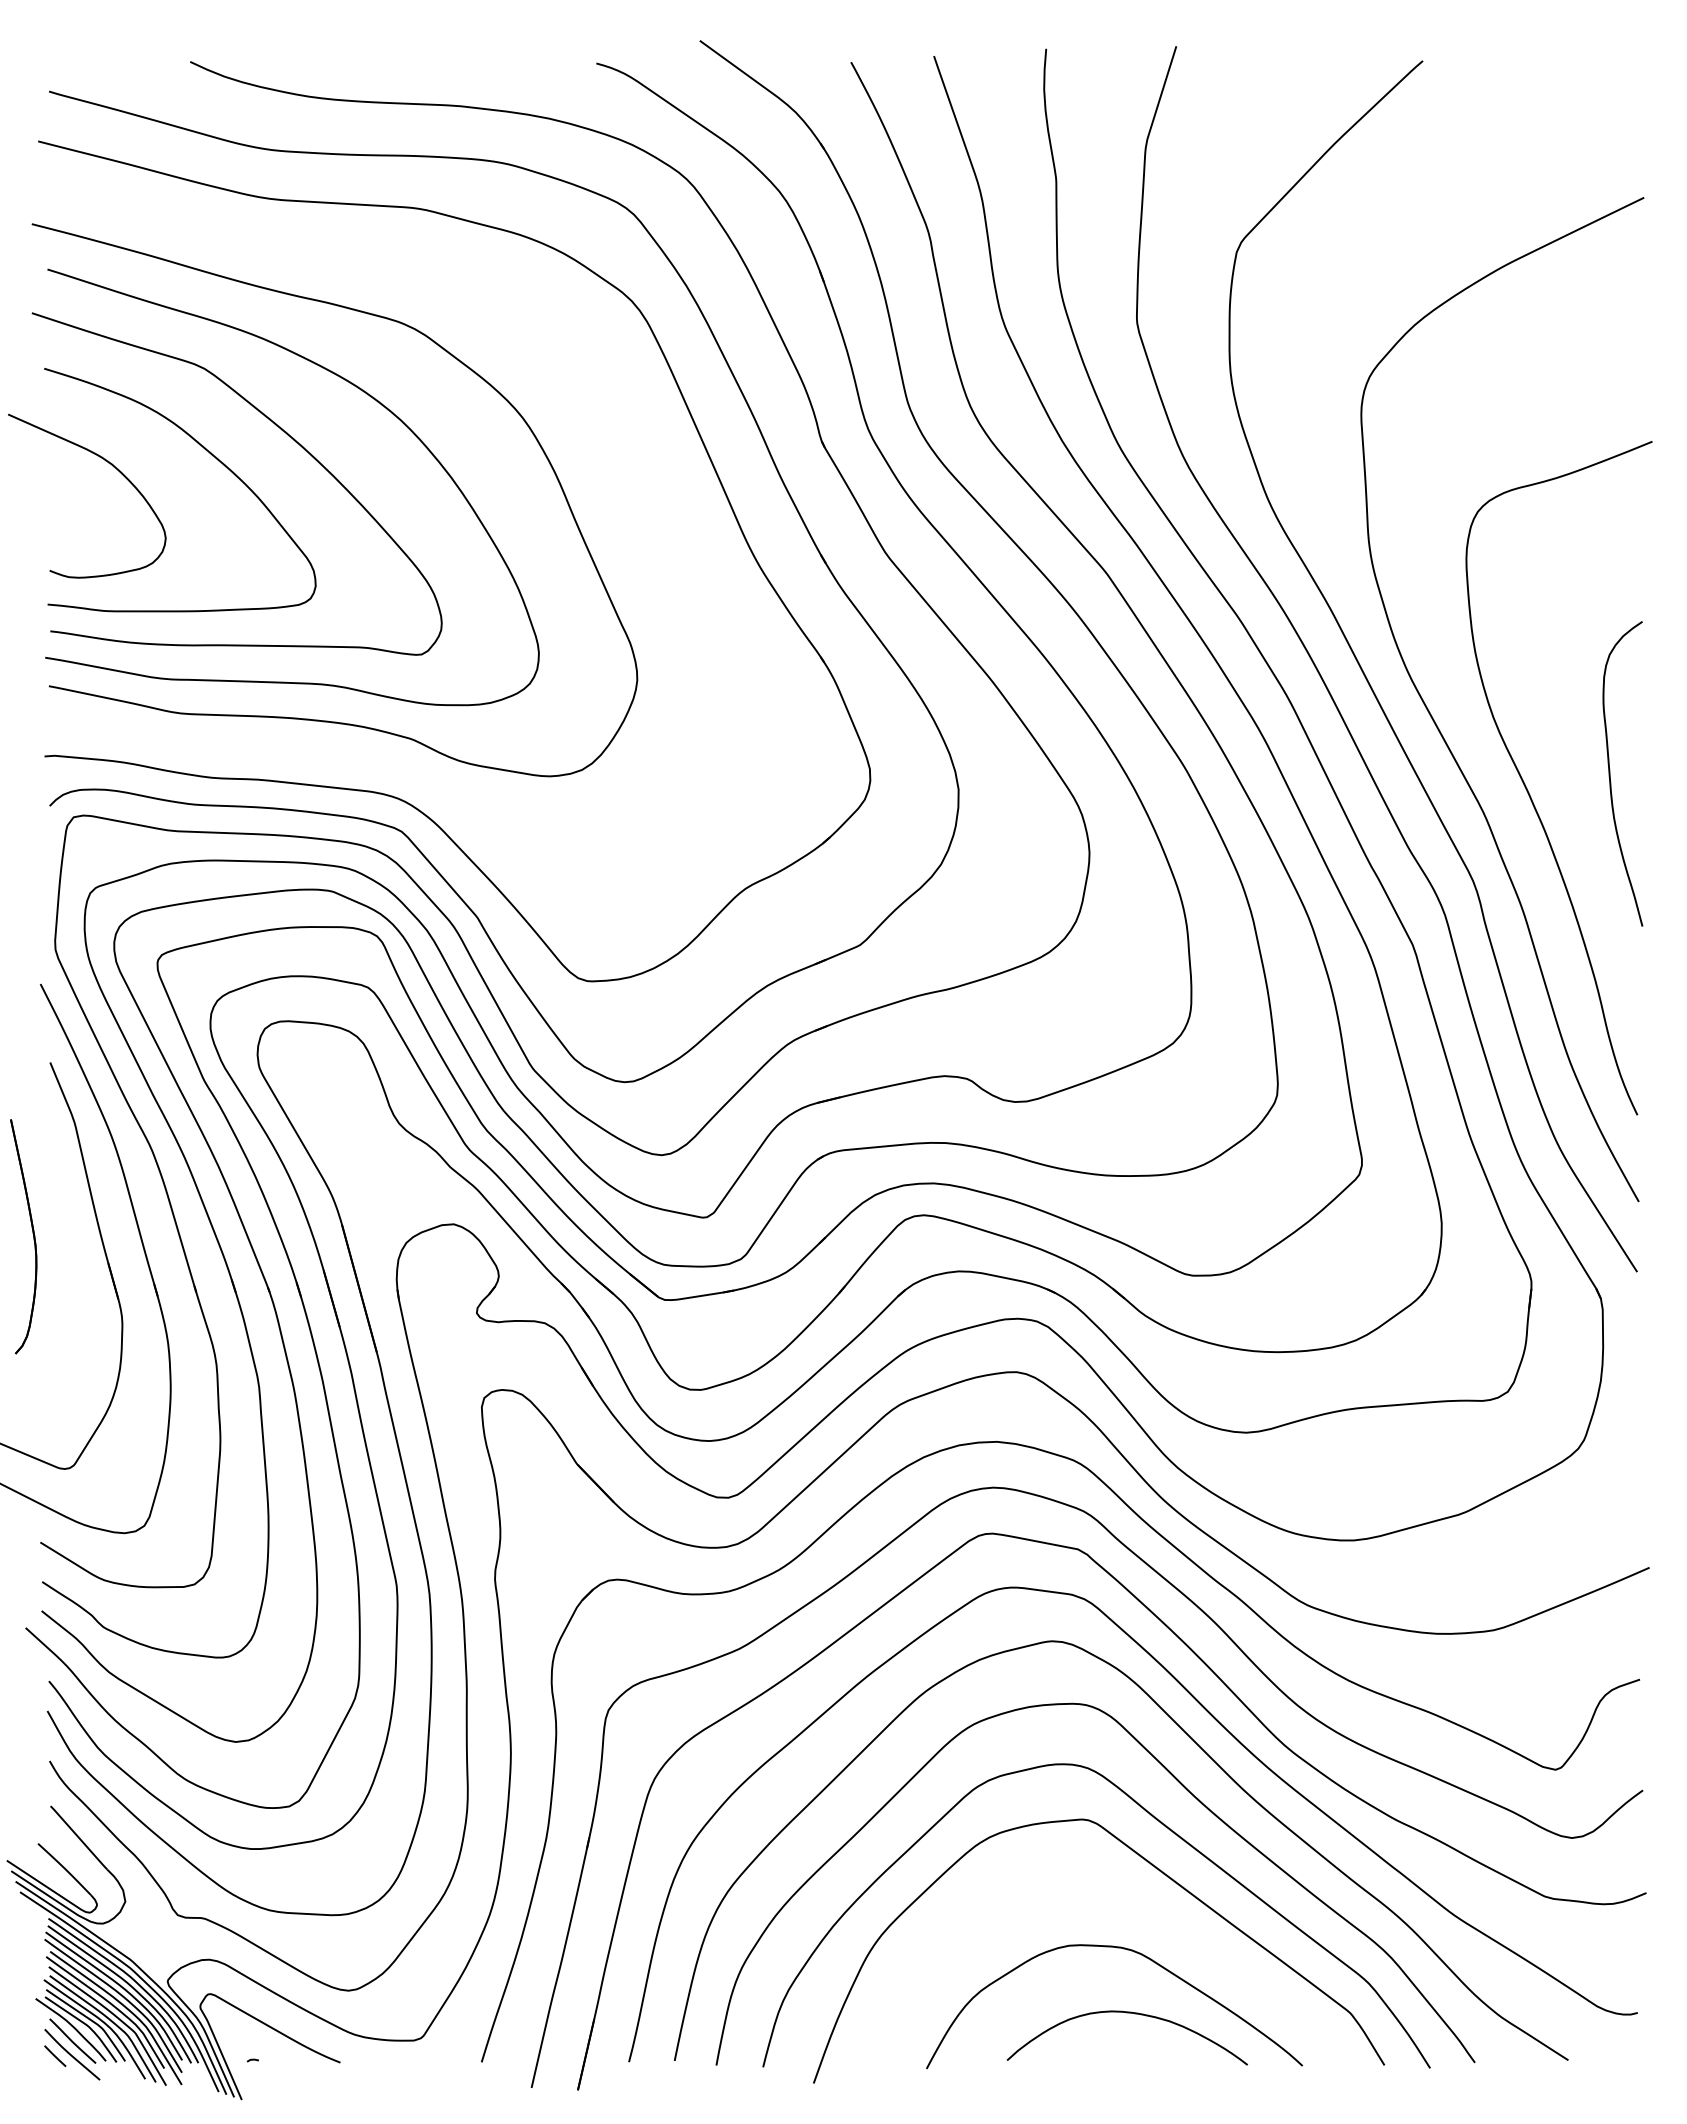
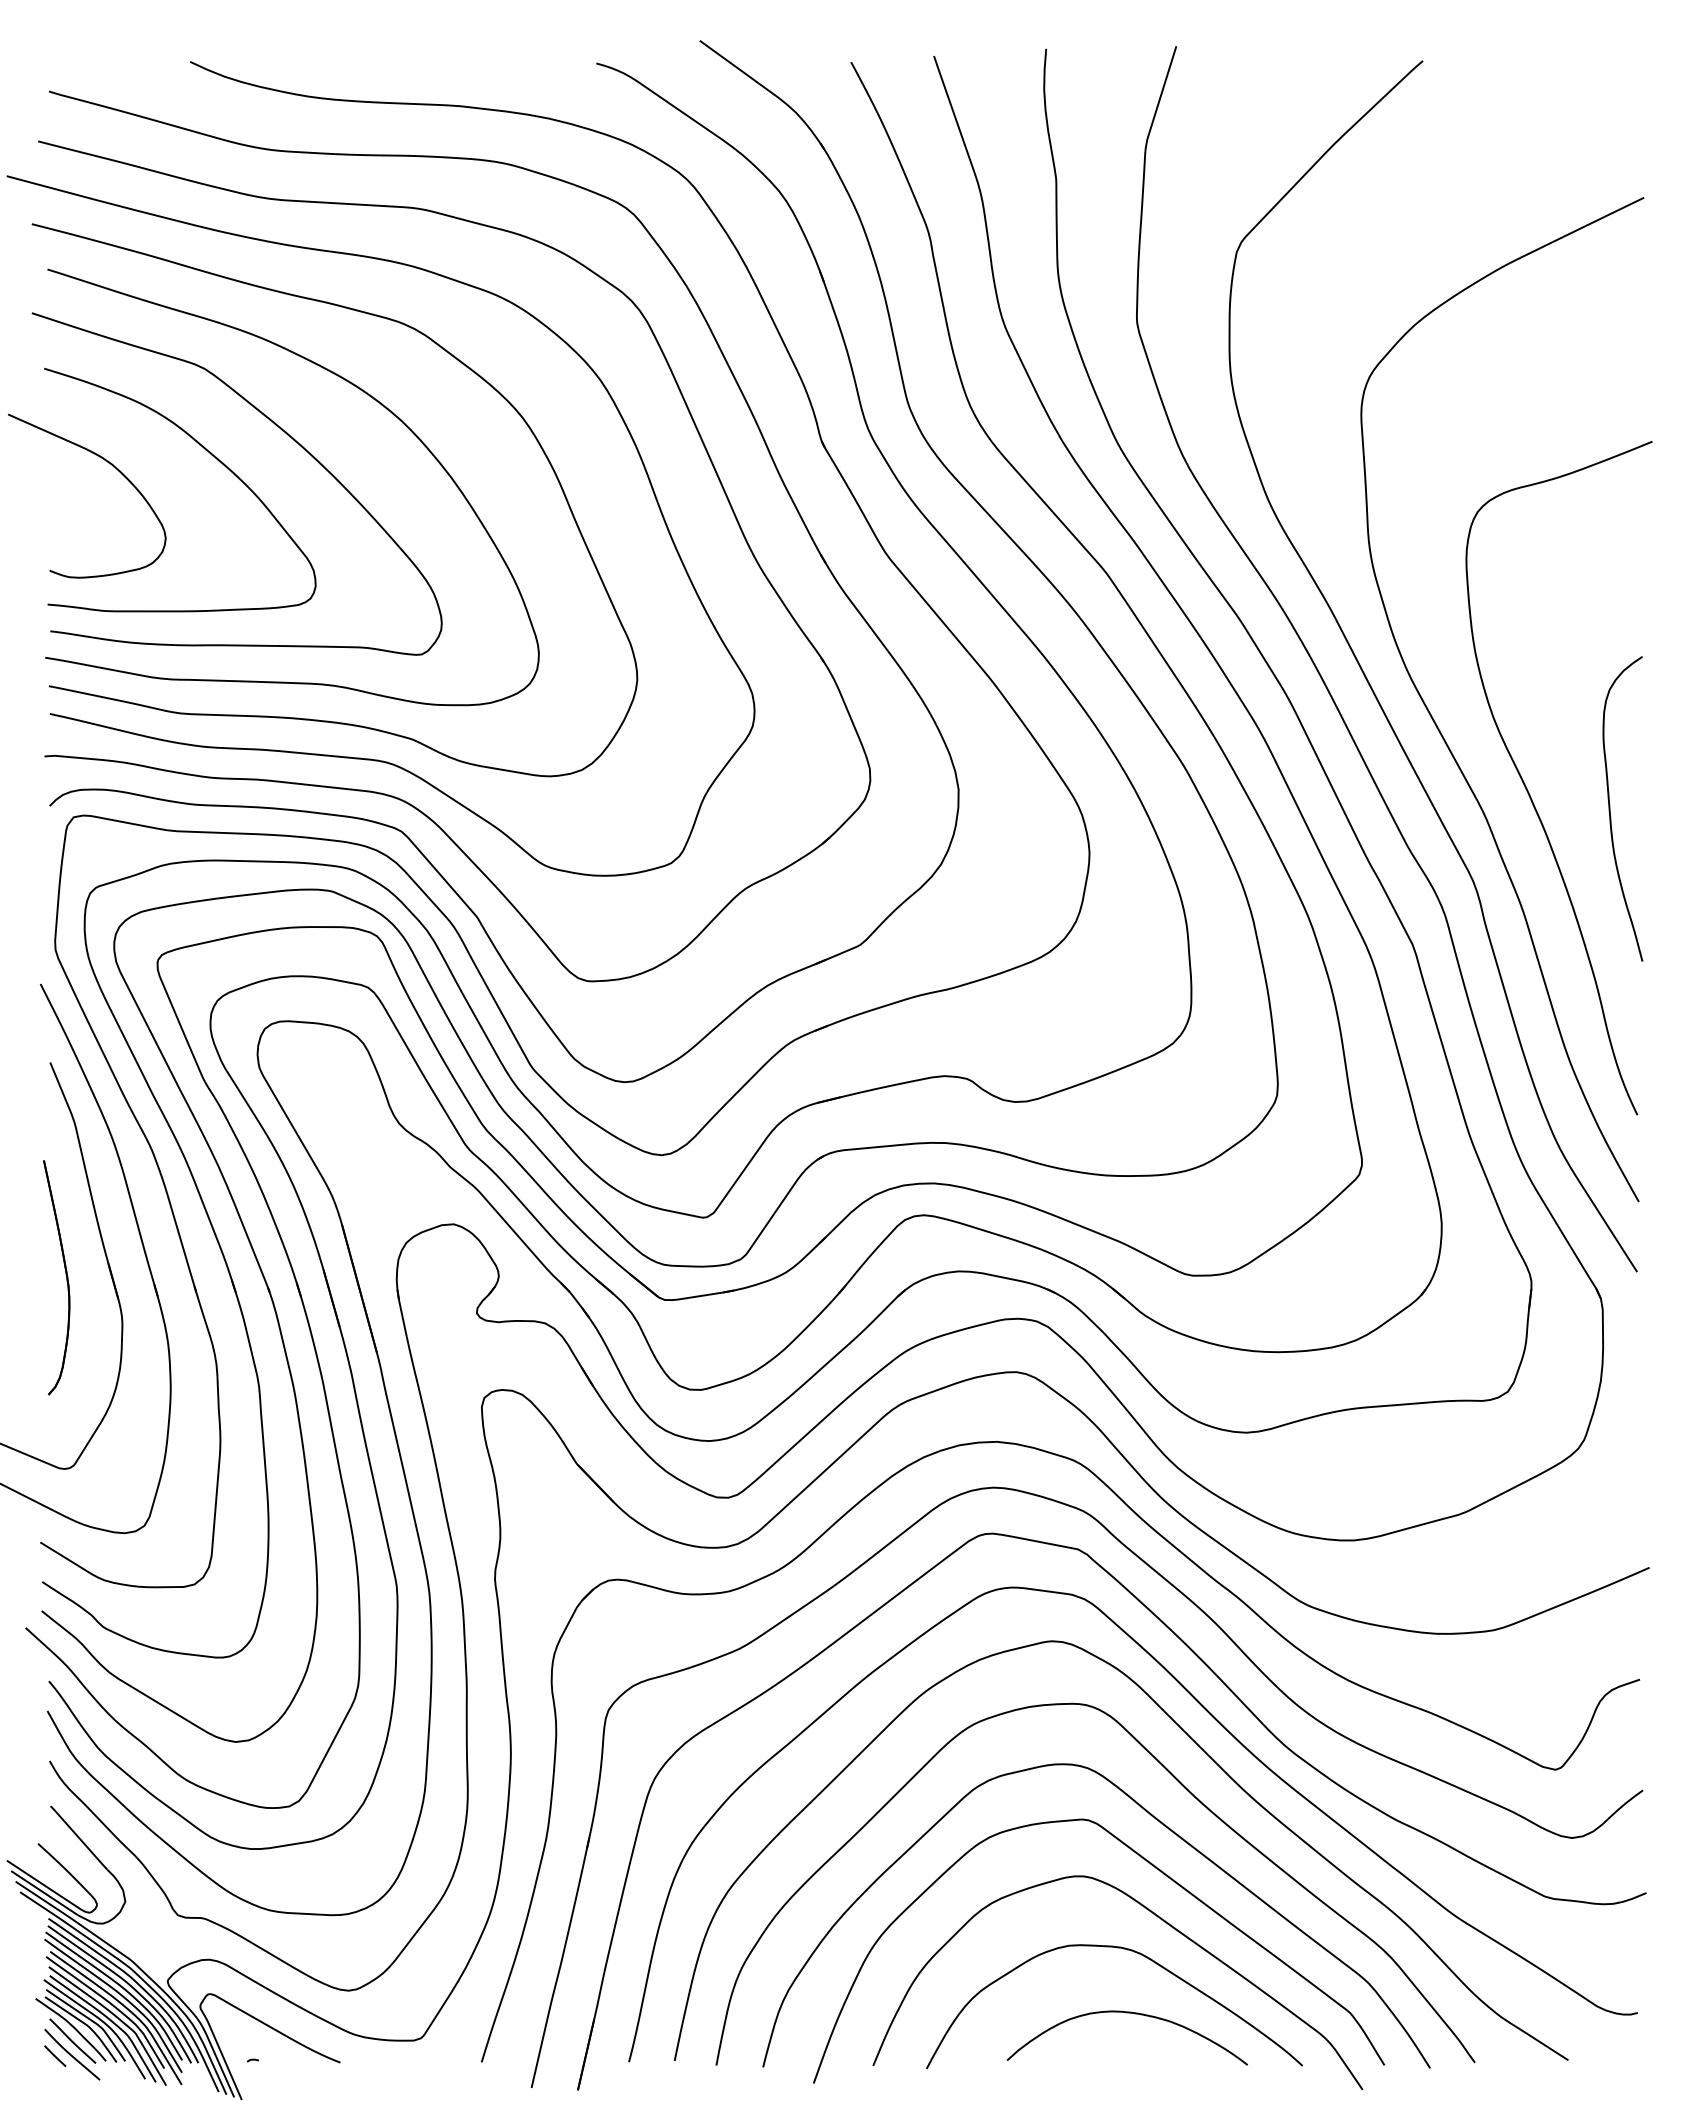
curve: none -> present (361, 757)
curve position: (1610, 773) -> (1610, 808) (1610, 808)
part position: (32, 1233) -> (65, 1274) (65, 1274)
curve: none -> present (1161, 1920)
